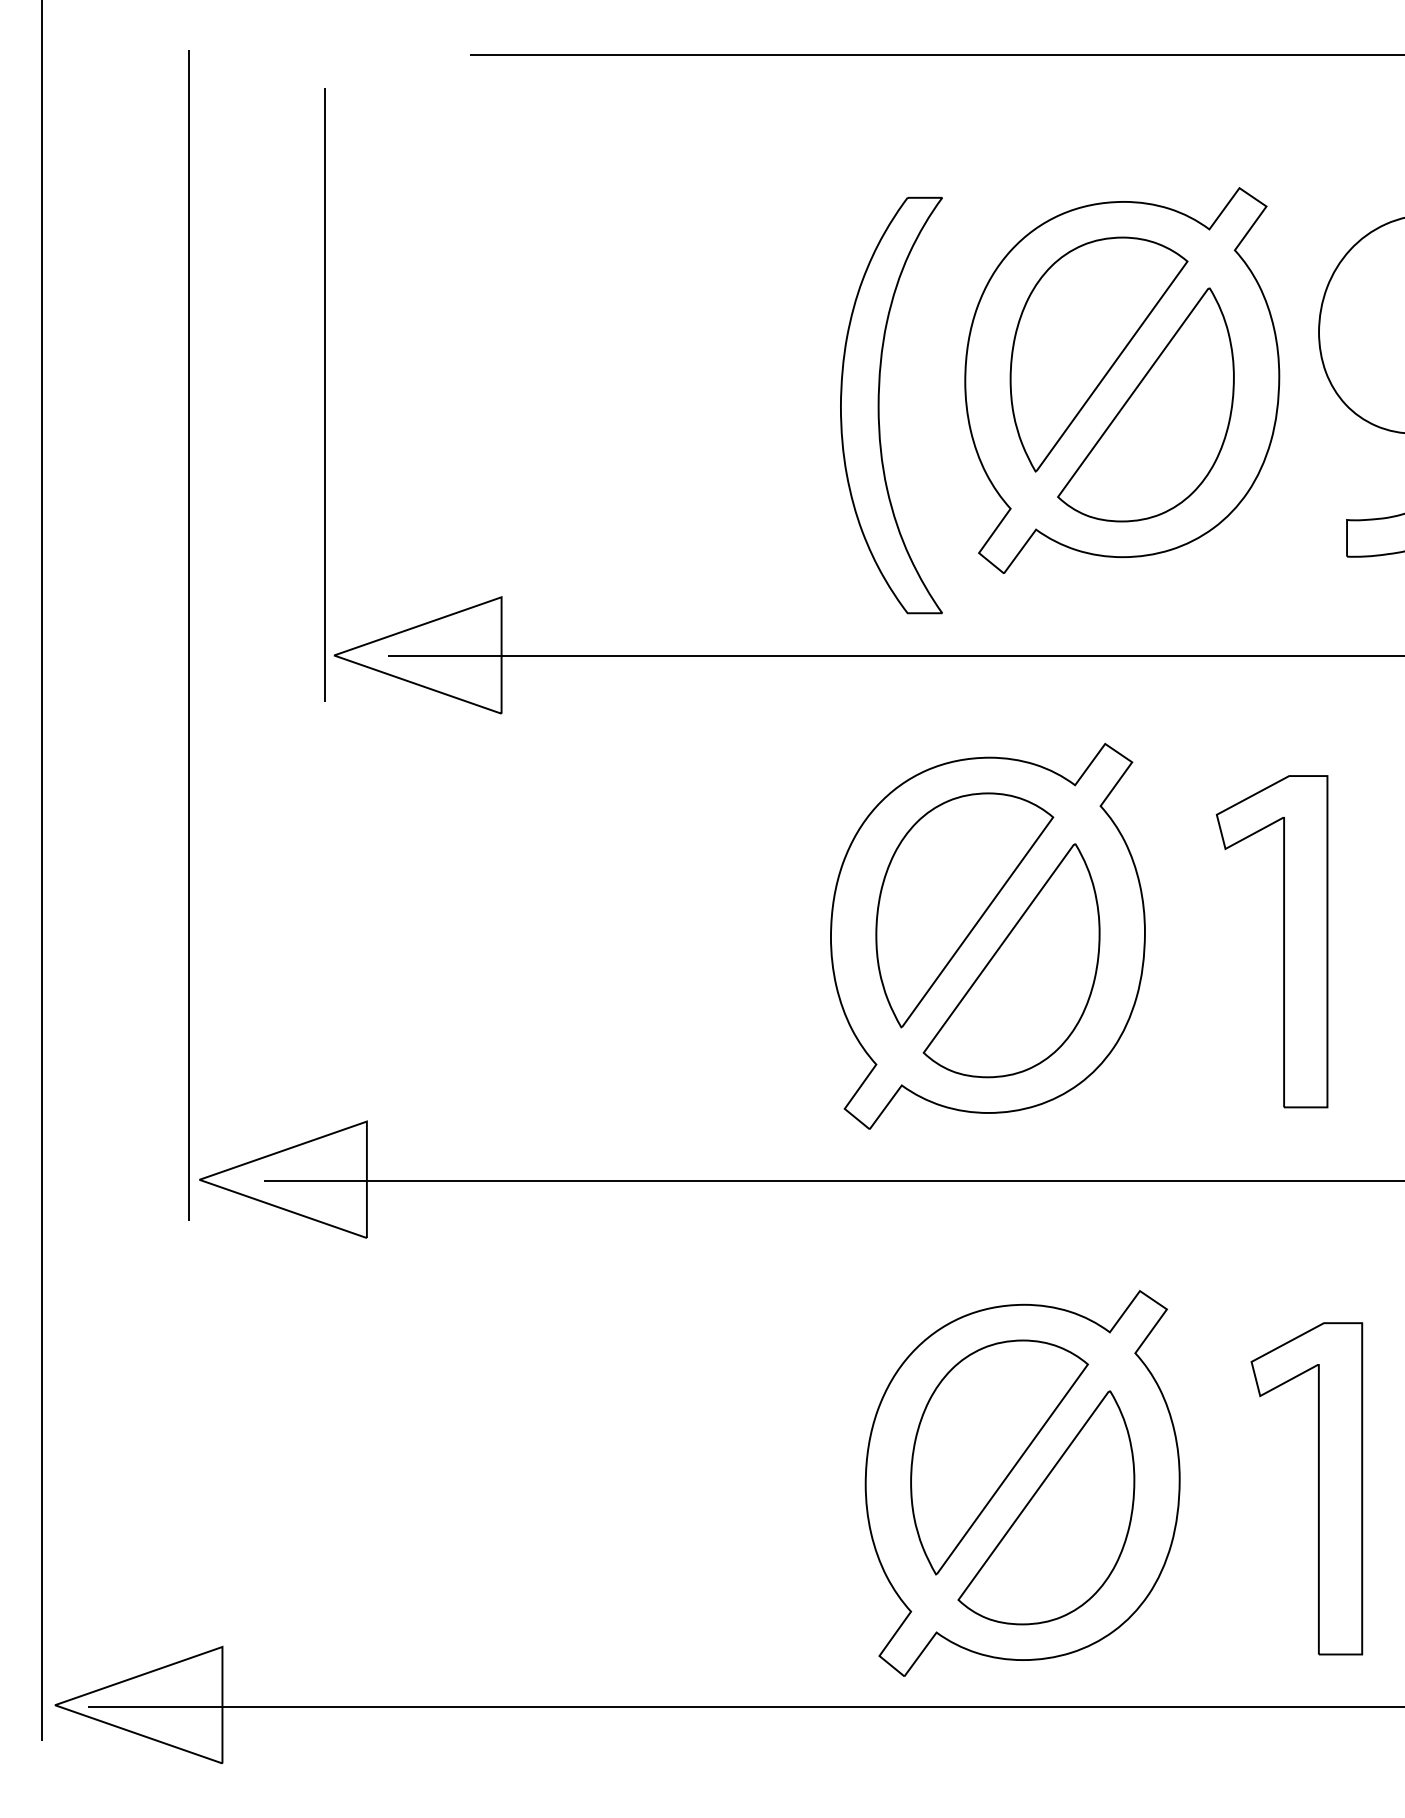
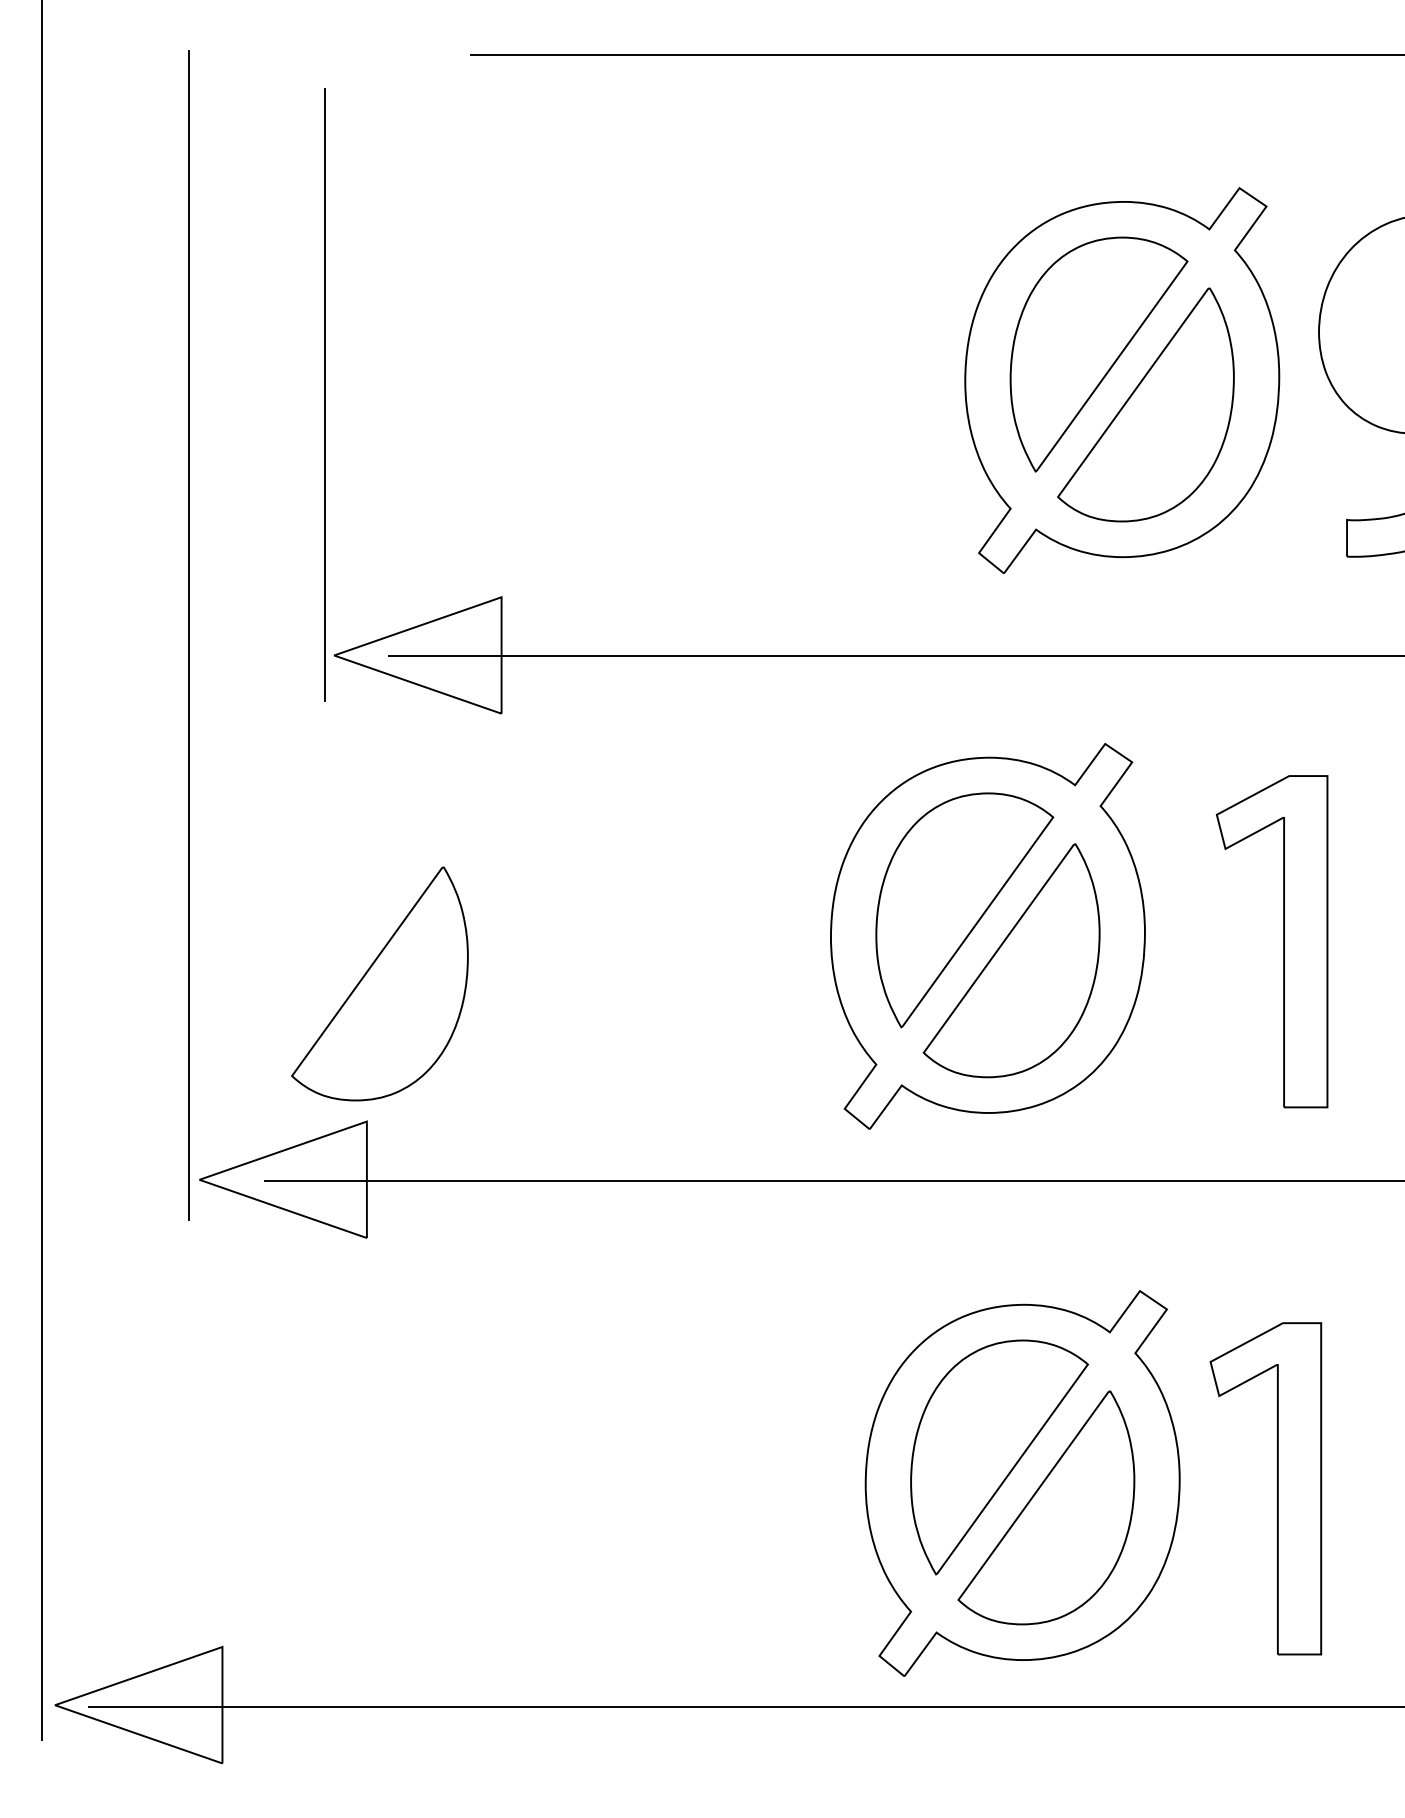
part: present -> none (879, 405)
part: none -> present (379, 983)
part position: (1318, 1488) -> (1277, 1488) (1277, 1488)
